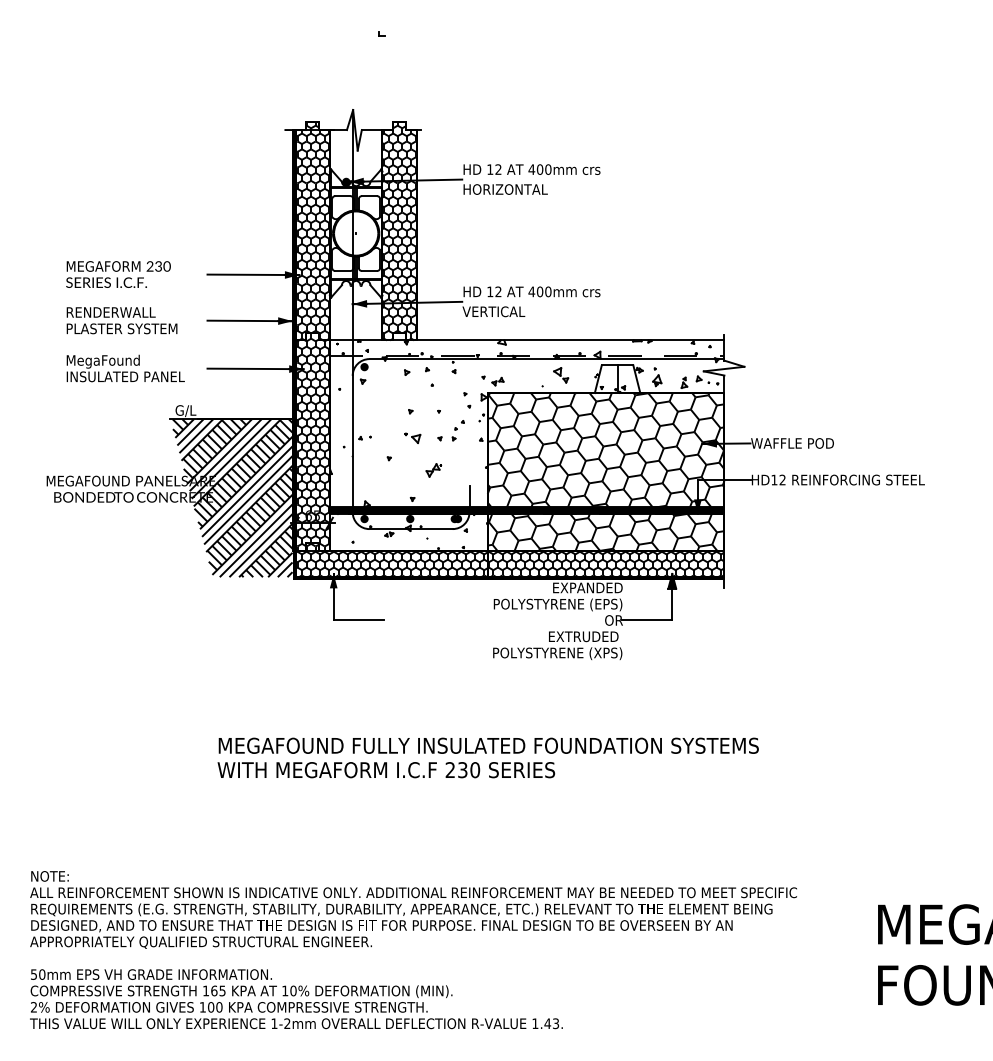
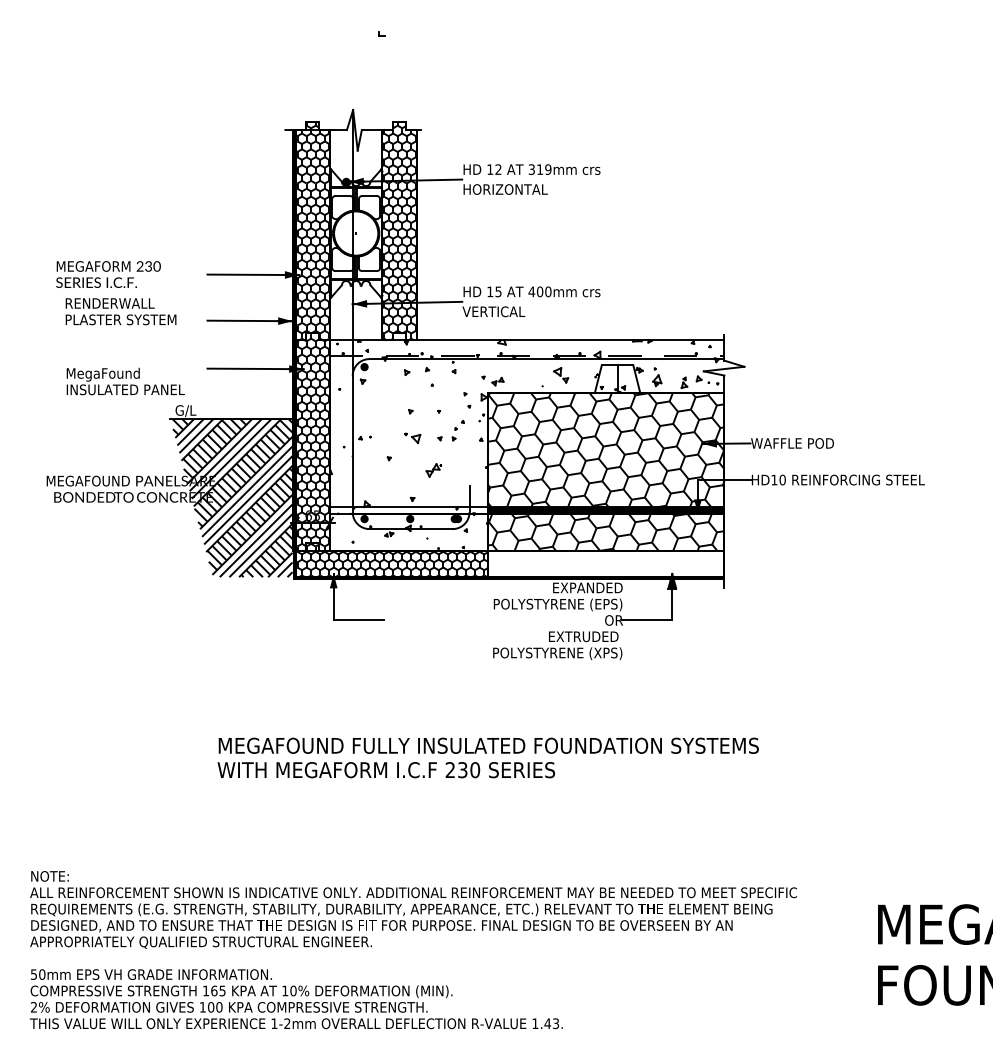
text: 400mm -> 319mm (539, 169)
text position: (118, 274) -> (108, 274) (108, 274)
text: 12 -> 15 (498, 291)
text position: (121, 320) -> (120, 311) (120, 311)
text position: (125, 368) -> (125, 381) (125, 381)
text: HD12 -> HD10 (782, 479)
fill: present -> none (408, 510)
hatch: present -> none (605, 563)
